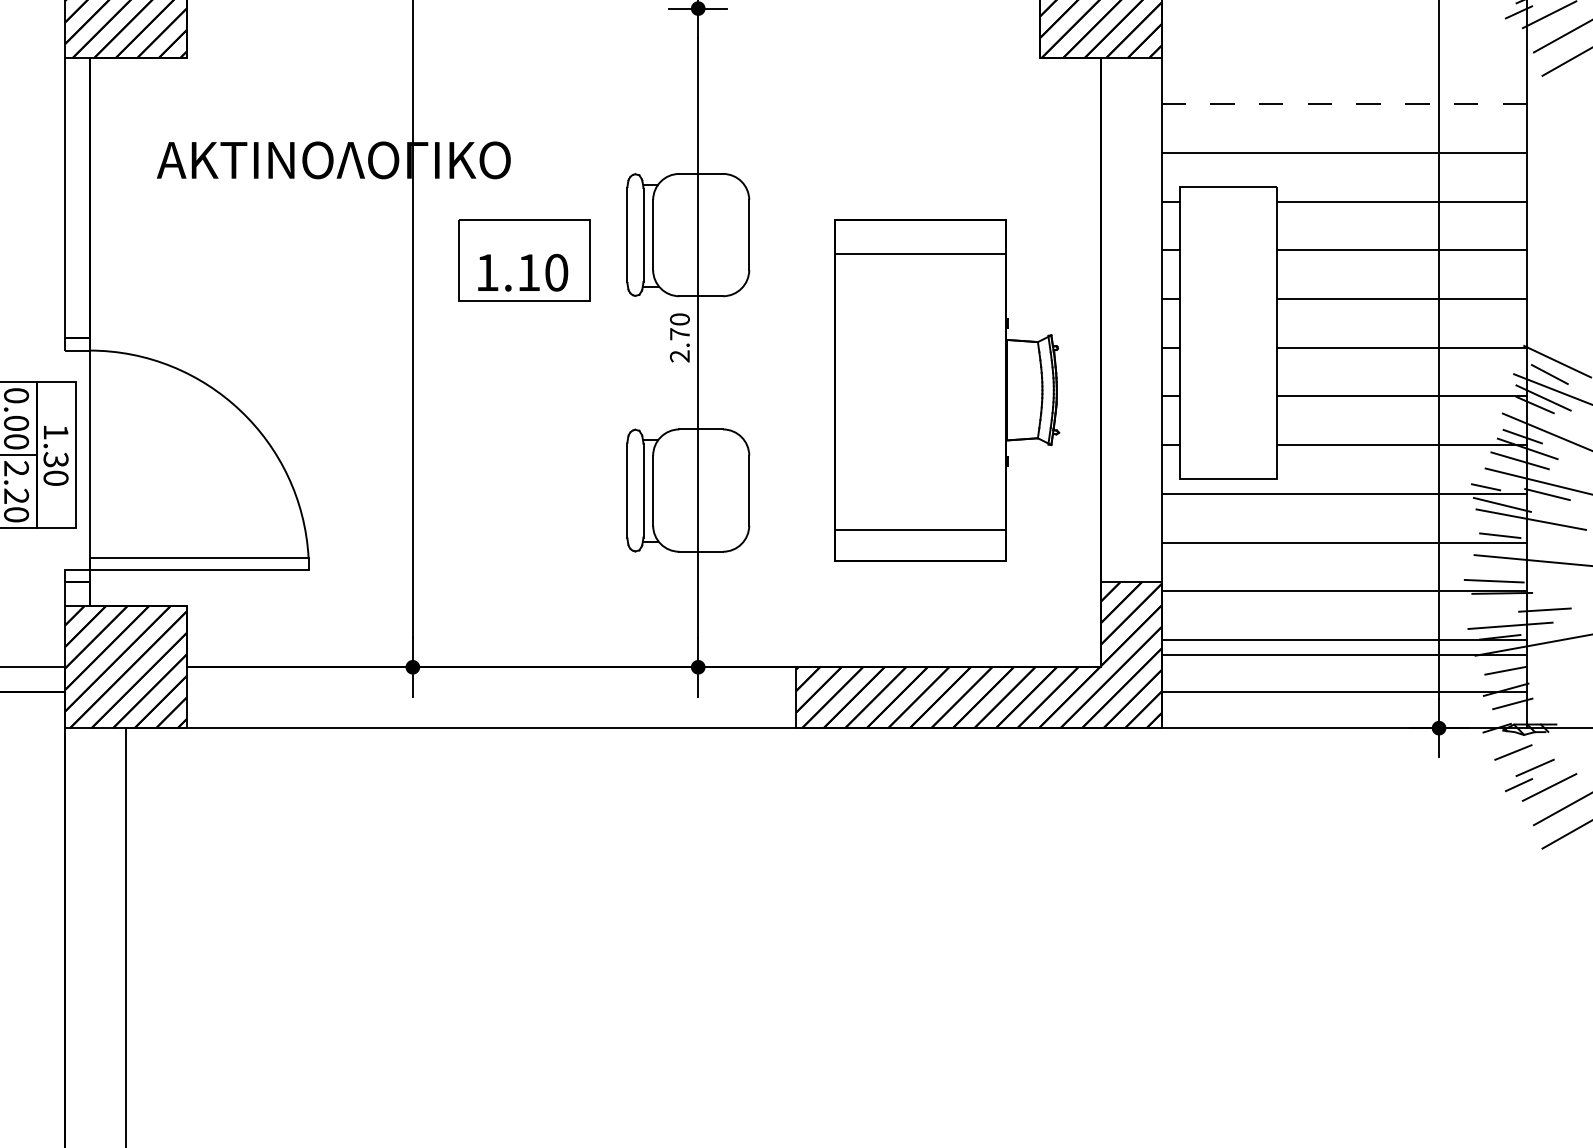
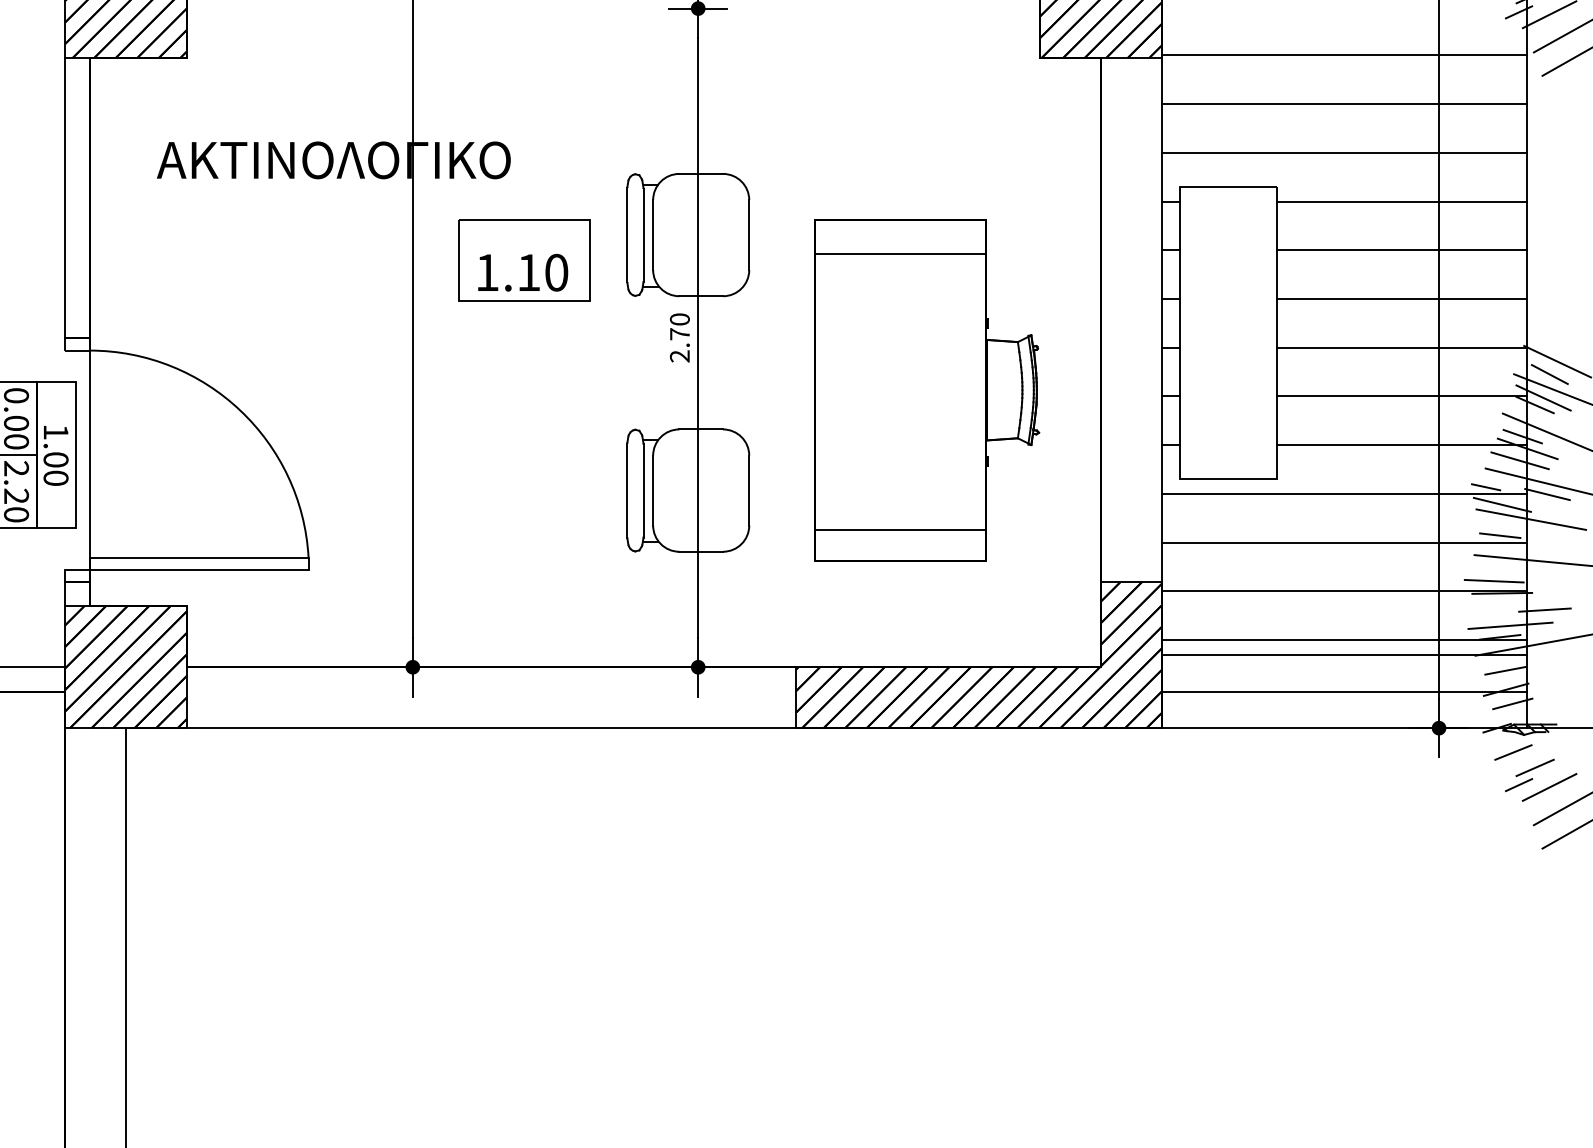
line: none -> present (1343, 55)
line: dashed -> solid (1344, 104)
part position: (947, 390) -> (927, 390) (927, 390)
text: 1.30 -> 1.00 (55, 459)
